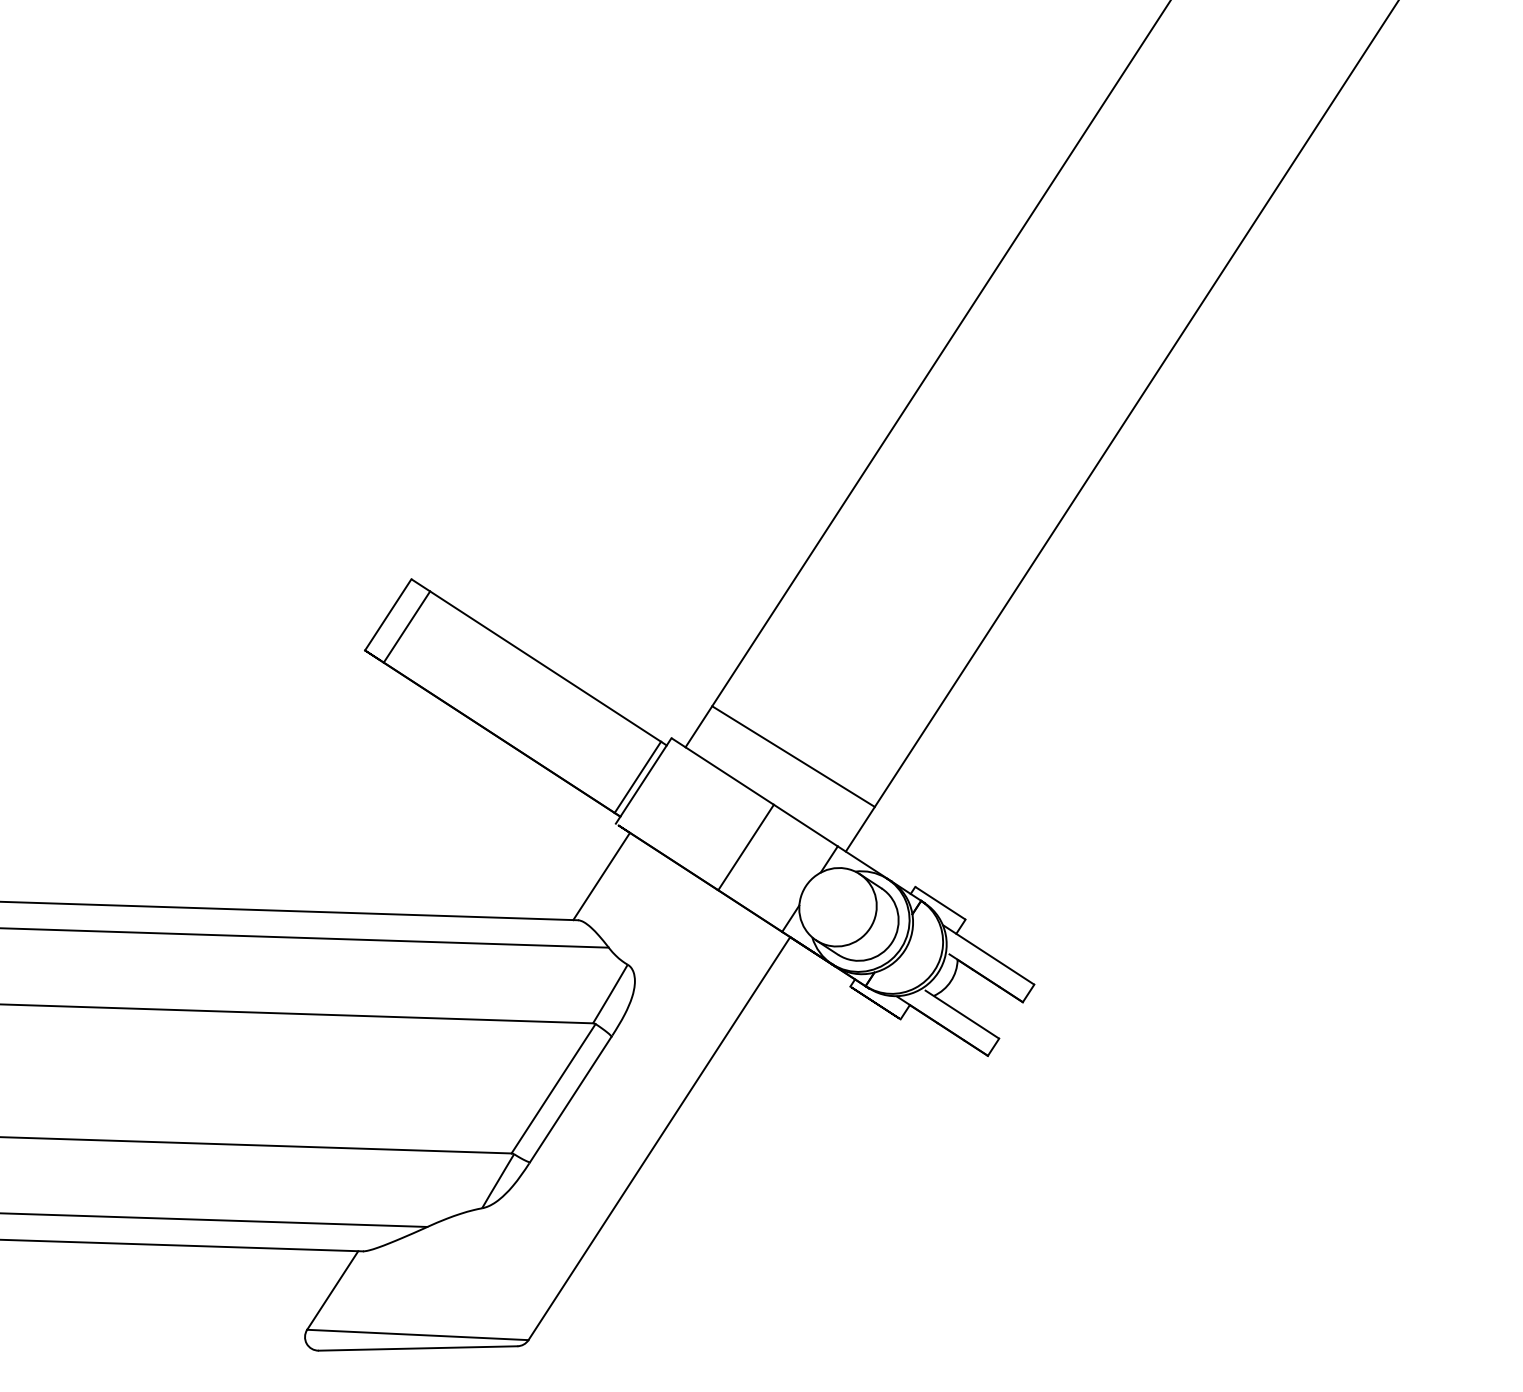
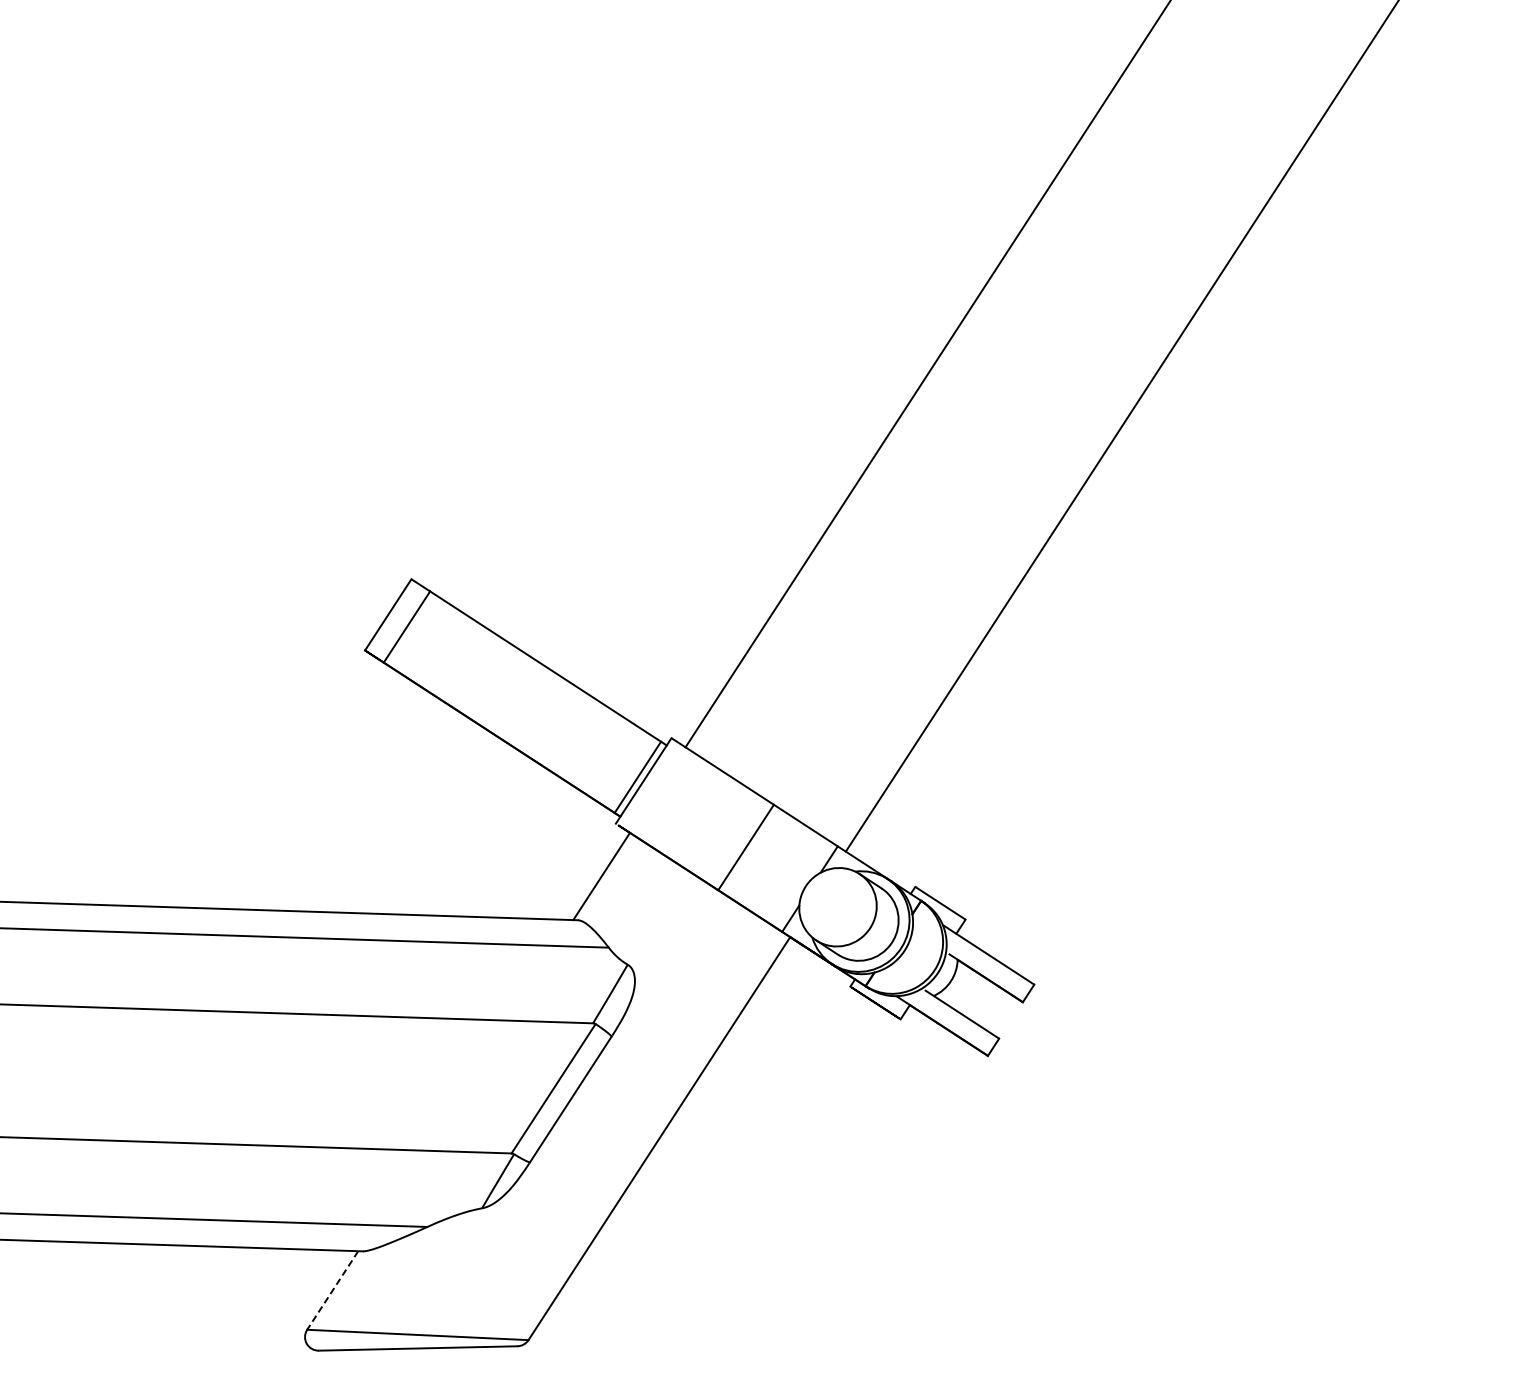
line: present -> none (793, 756)
line: solid -> dashed (332, 1290)
